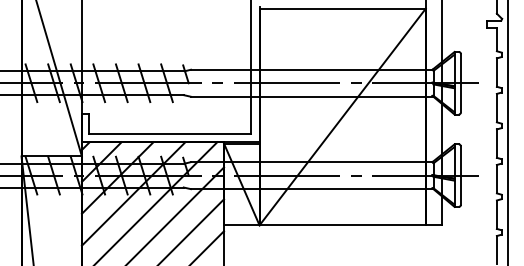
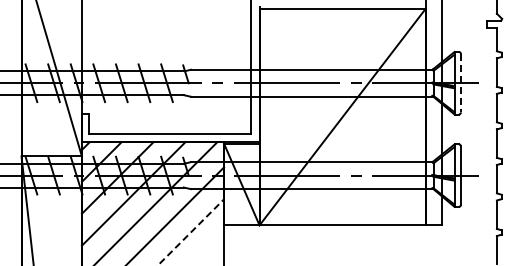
line: solid -> dashed (460, 83)
line: present -> none (508, 132)
line: solid -> dashed (190, 232)
line: present -> none (208, 246)
